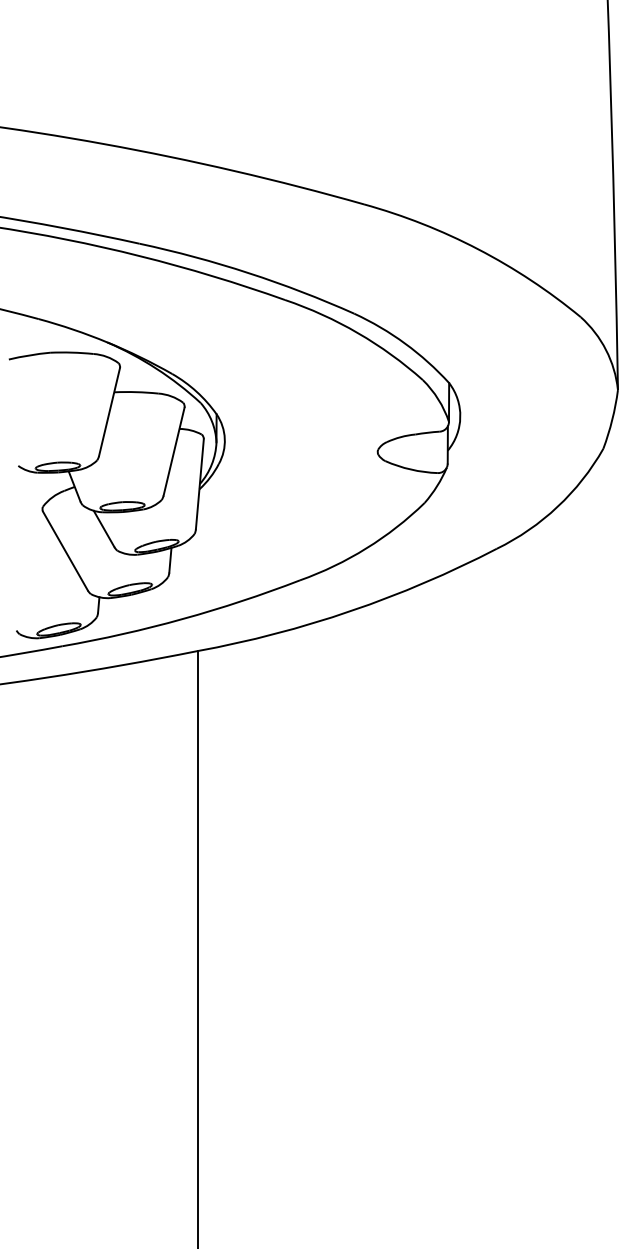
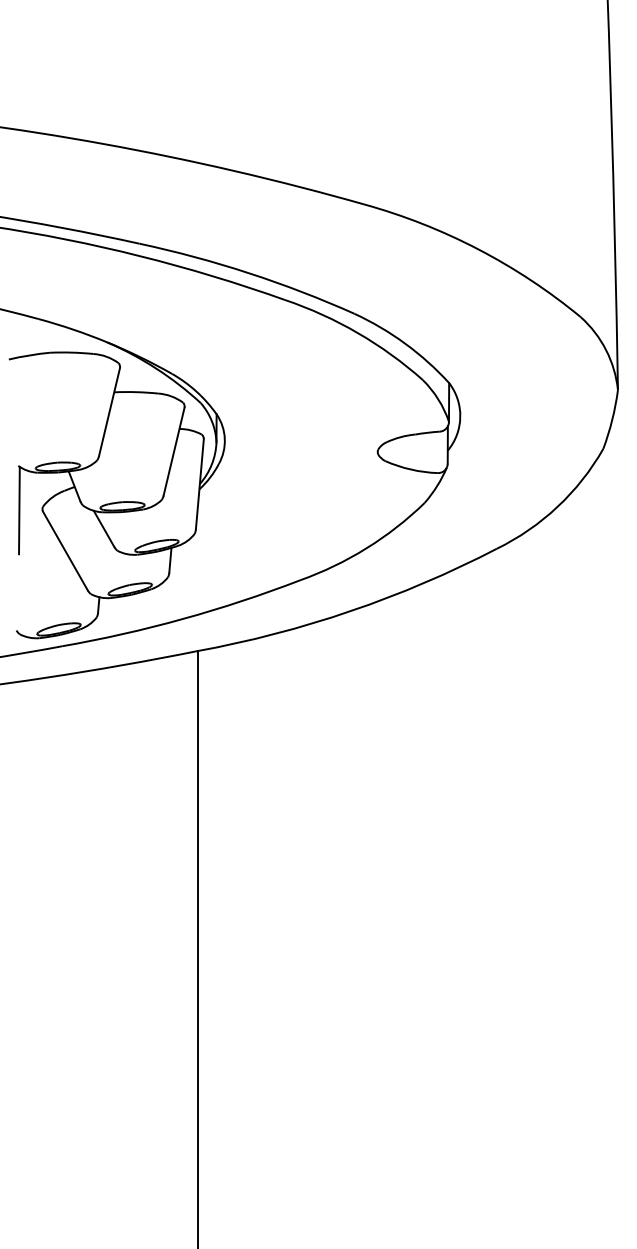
line: none -> present (19, 510)
